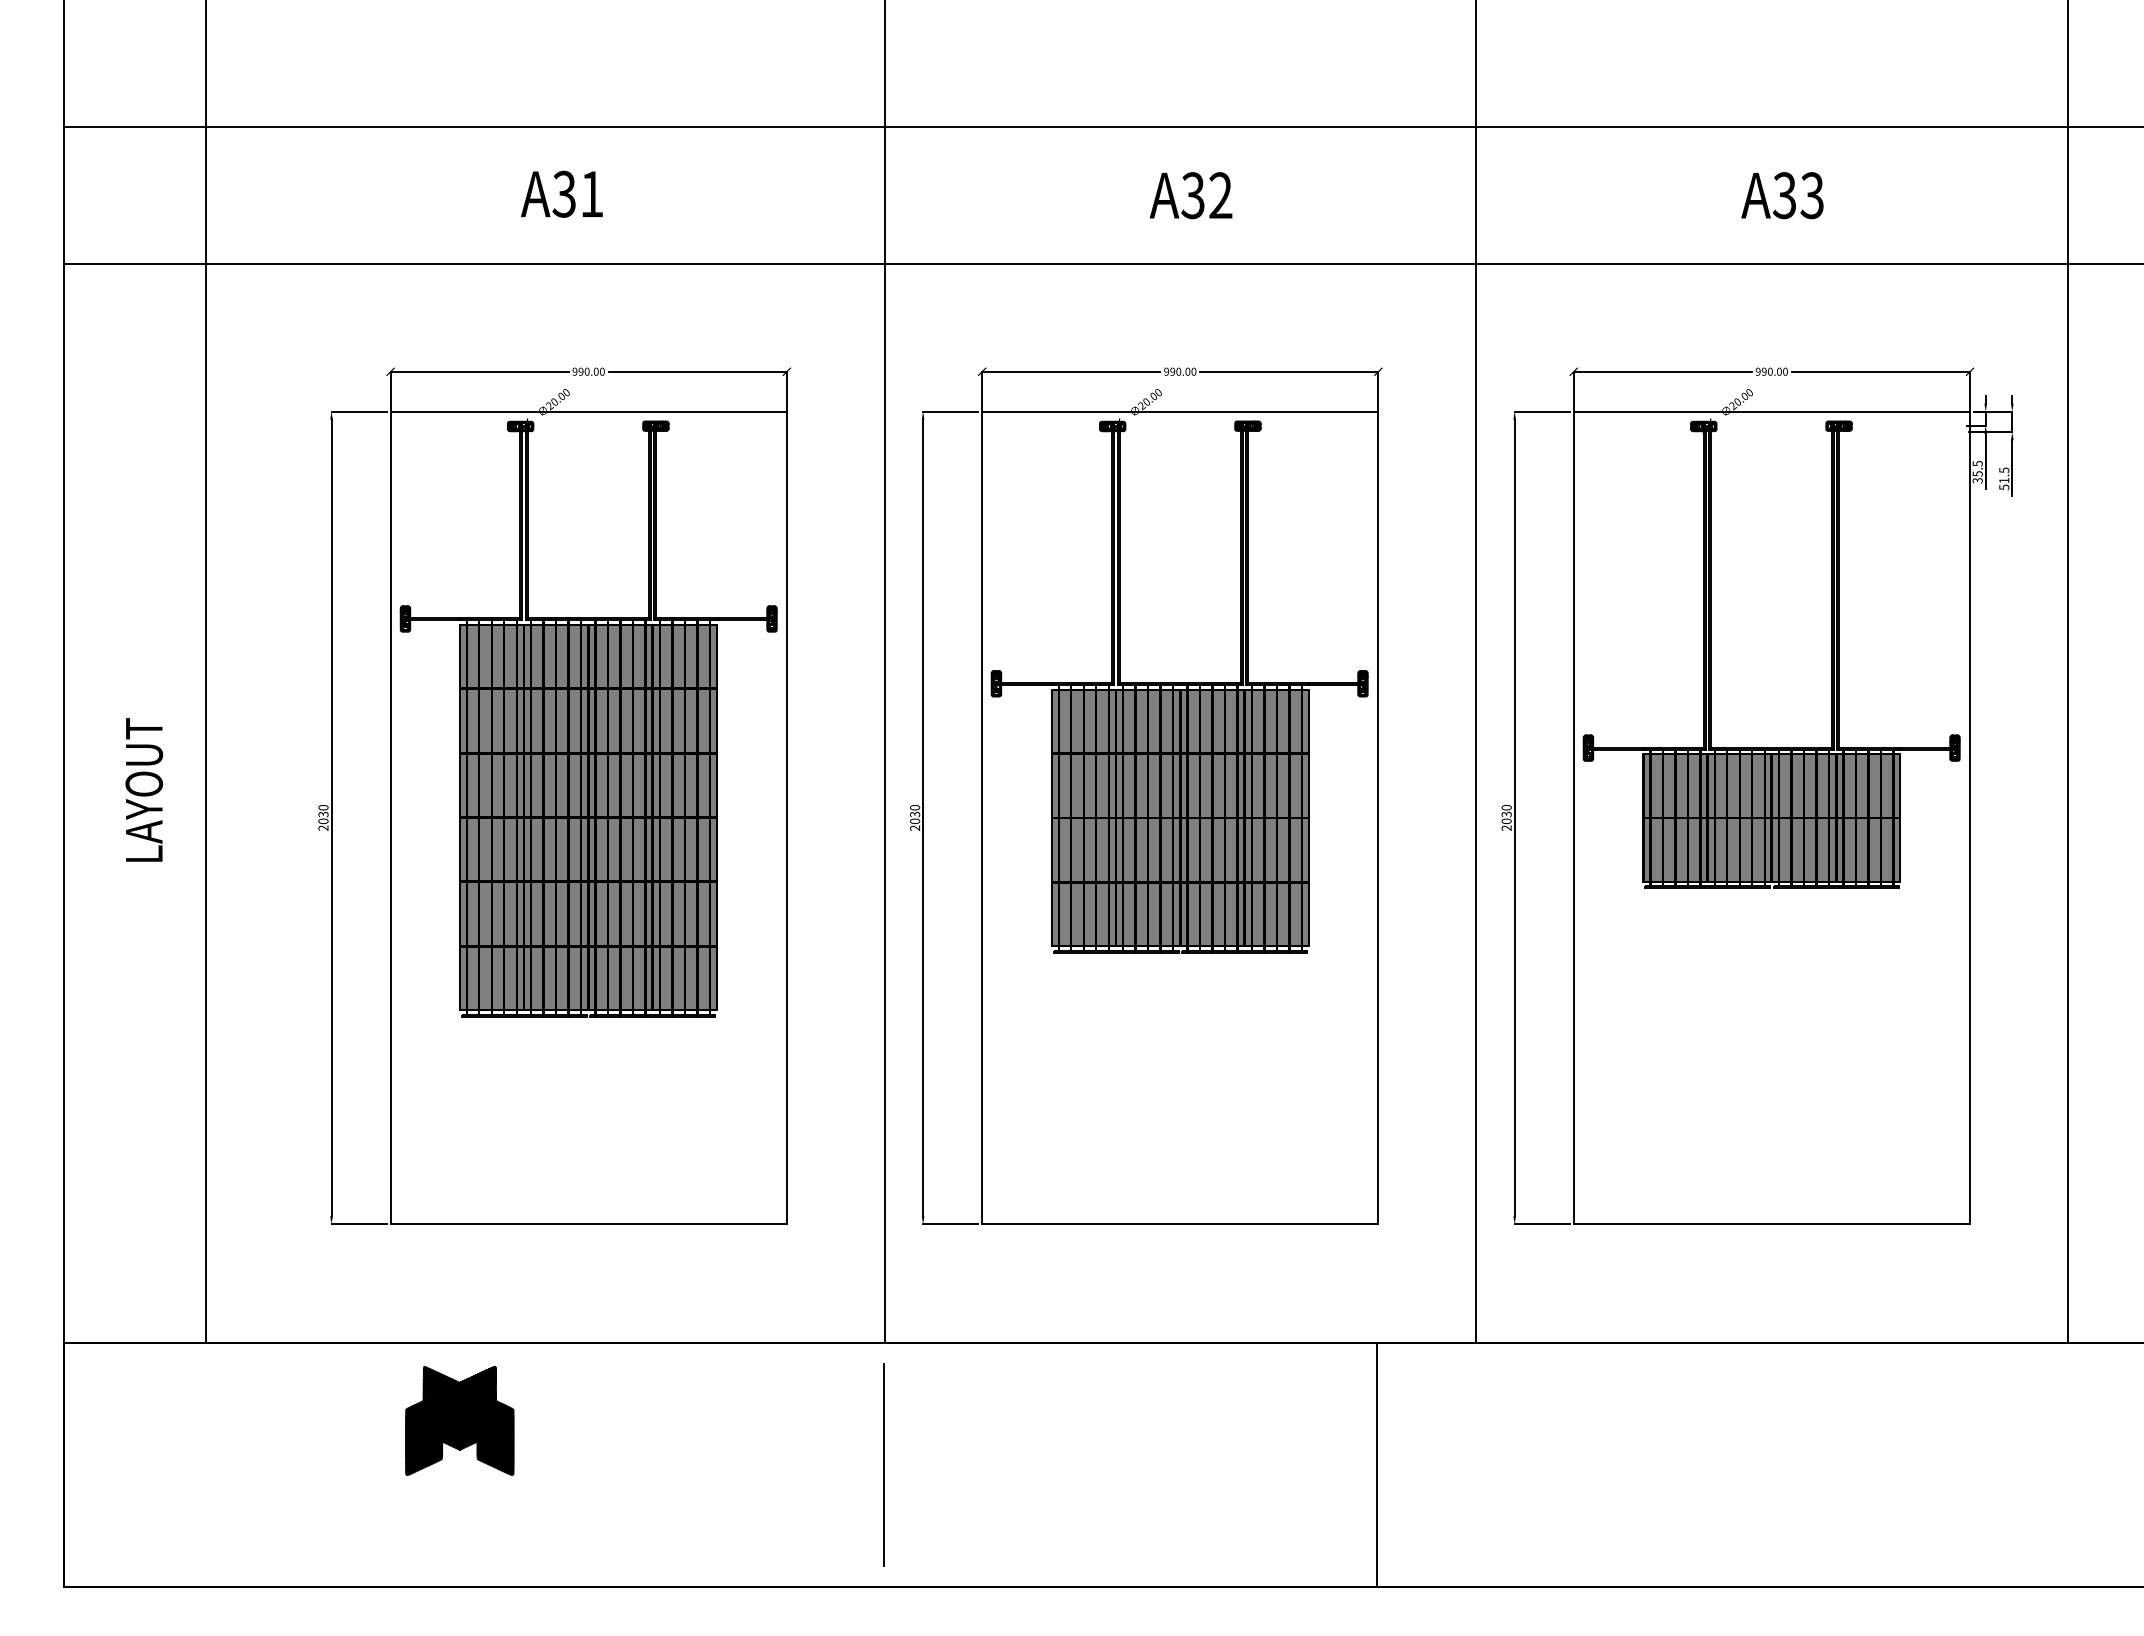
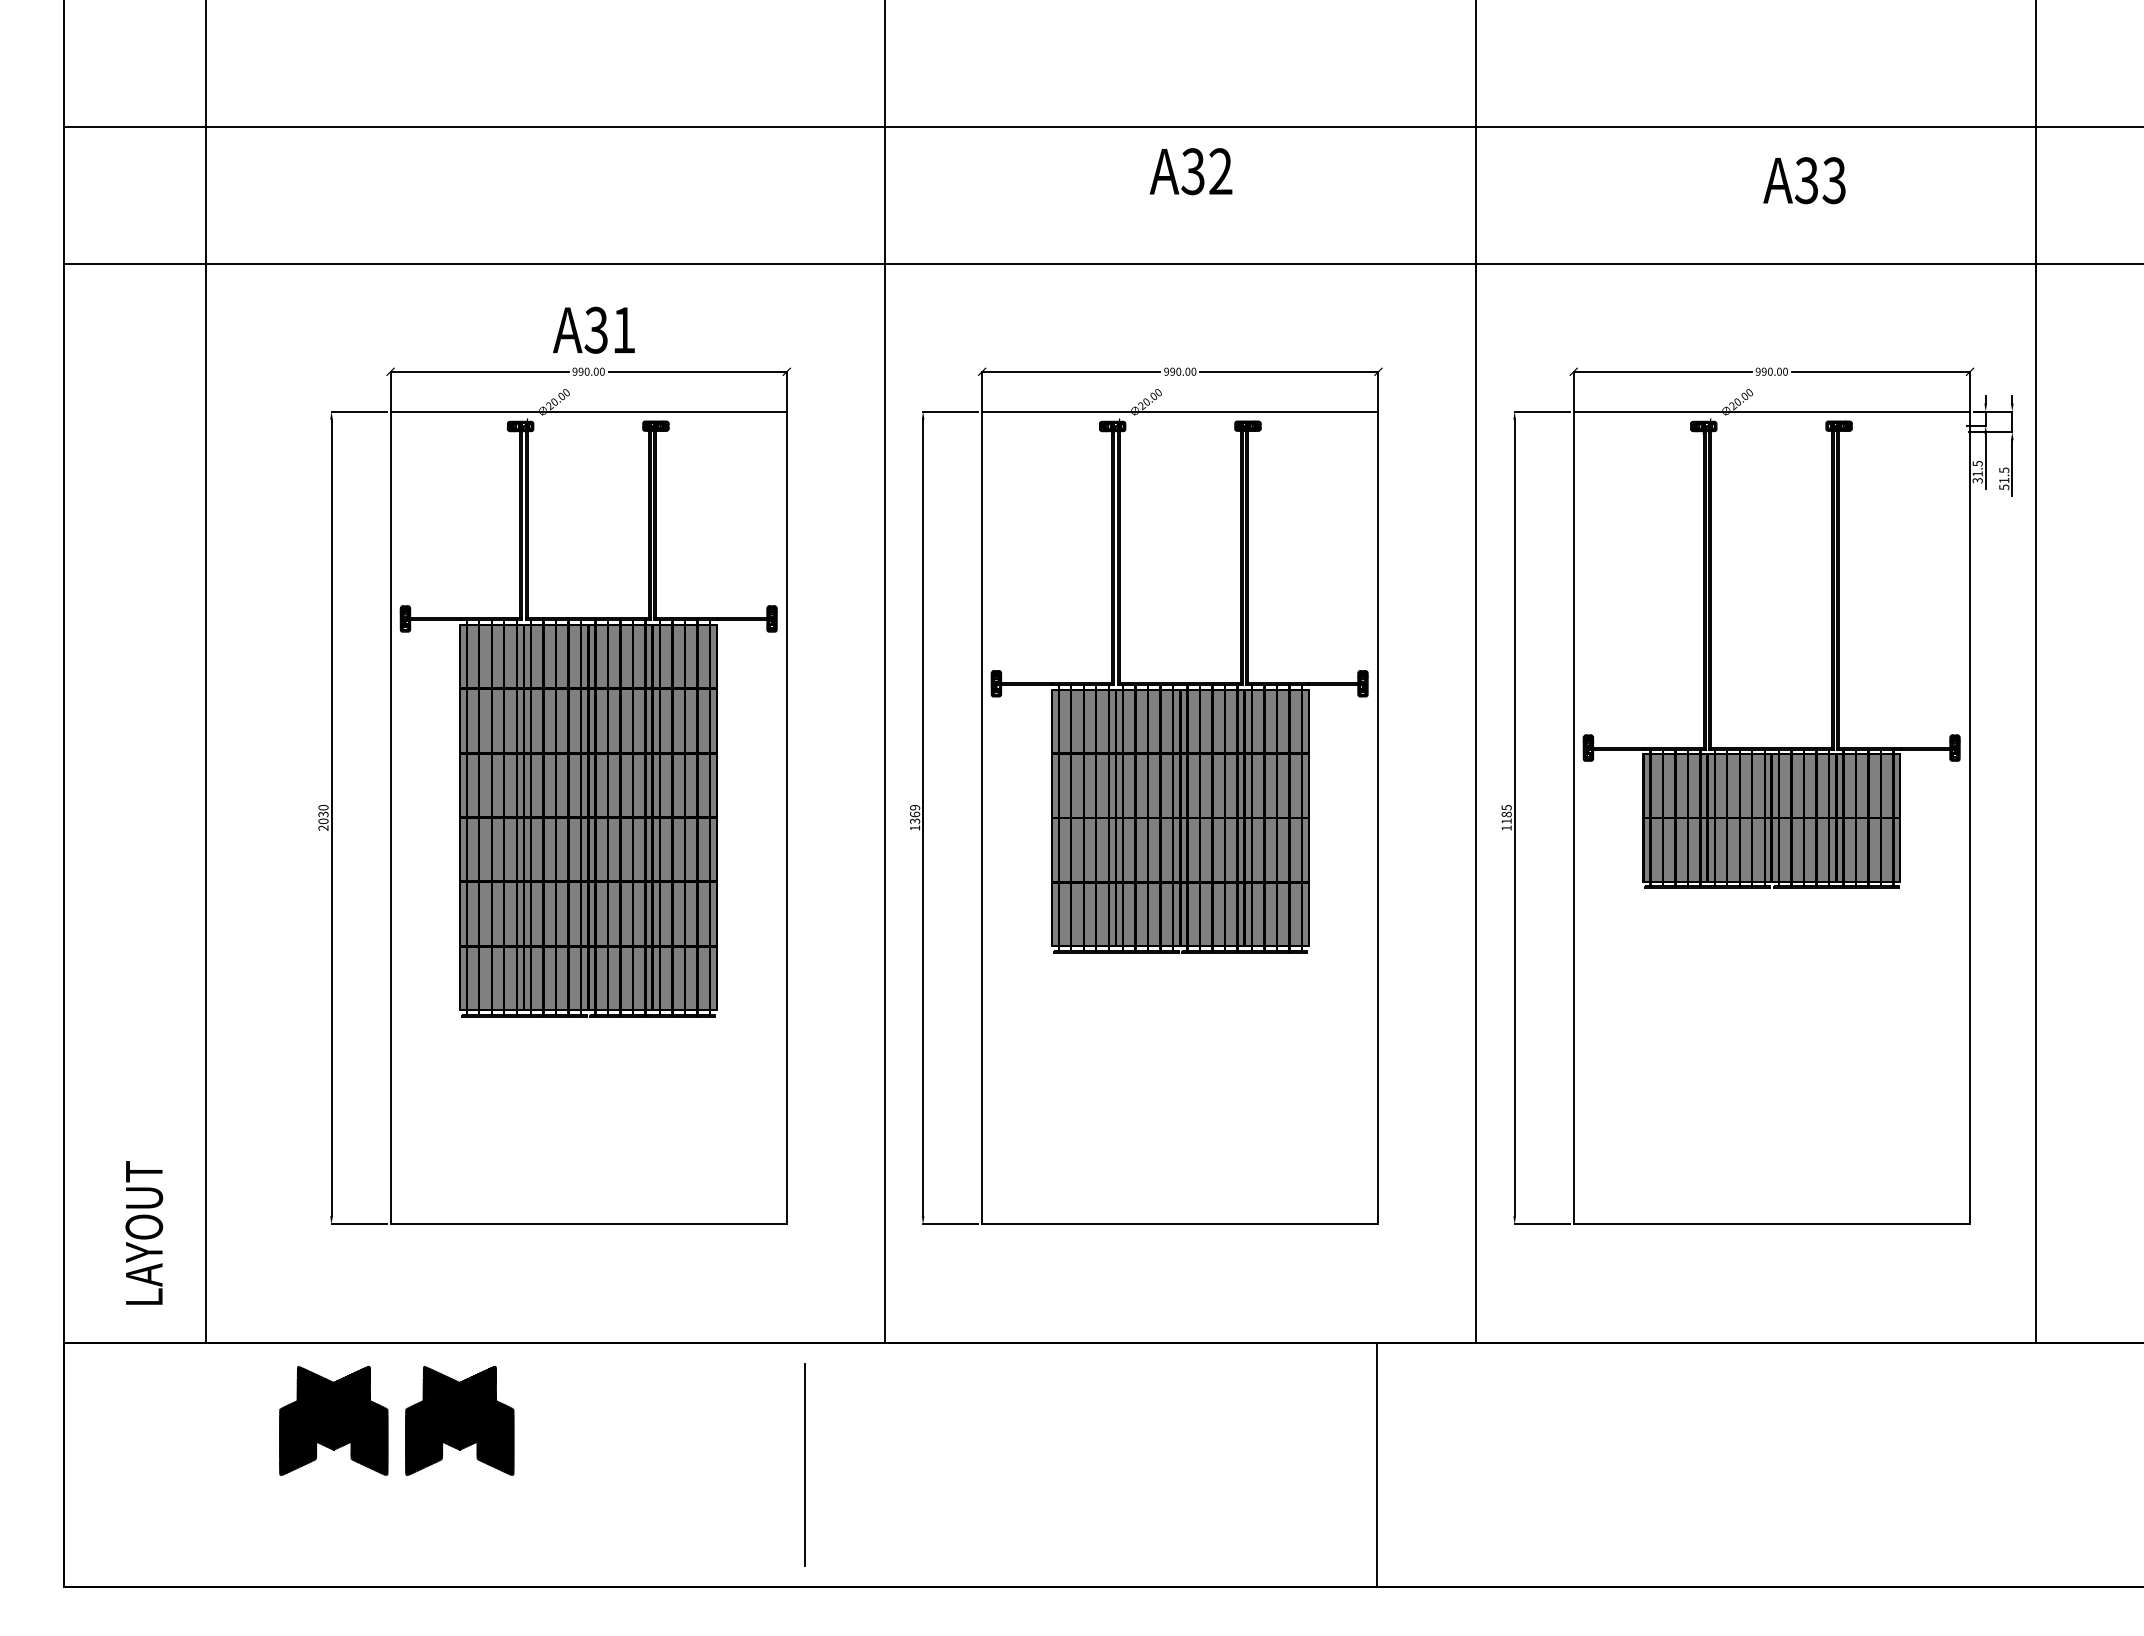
text position: (561, 193) -> (593, 329) (593, 329)
text position: (1190, 195) -> (1190, 171) (1190, 171)
text position: (1782, 195) -> (1804, 180) (1804, 180)
text: 35.5 -> 31.5 (1977, 473)
line position: (2067, 672) -> (2035, 672) (2035, 672)
text position: (144, 789) -> (144, 1232) (144, 1232)
text: 2030 -> 1369 (915, 817)
text: 2030 -> 1185 (1506, 817)
part: none -> present (333, 1420)
line position: (883, 1464) -> (804, 1464) (804, 1464)
